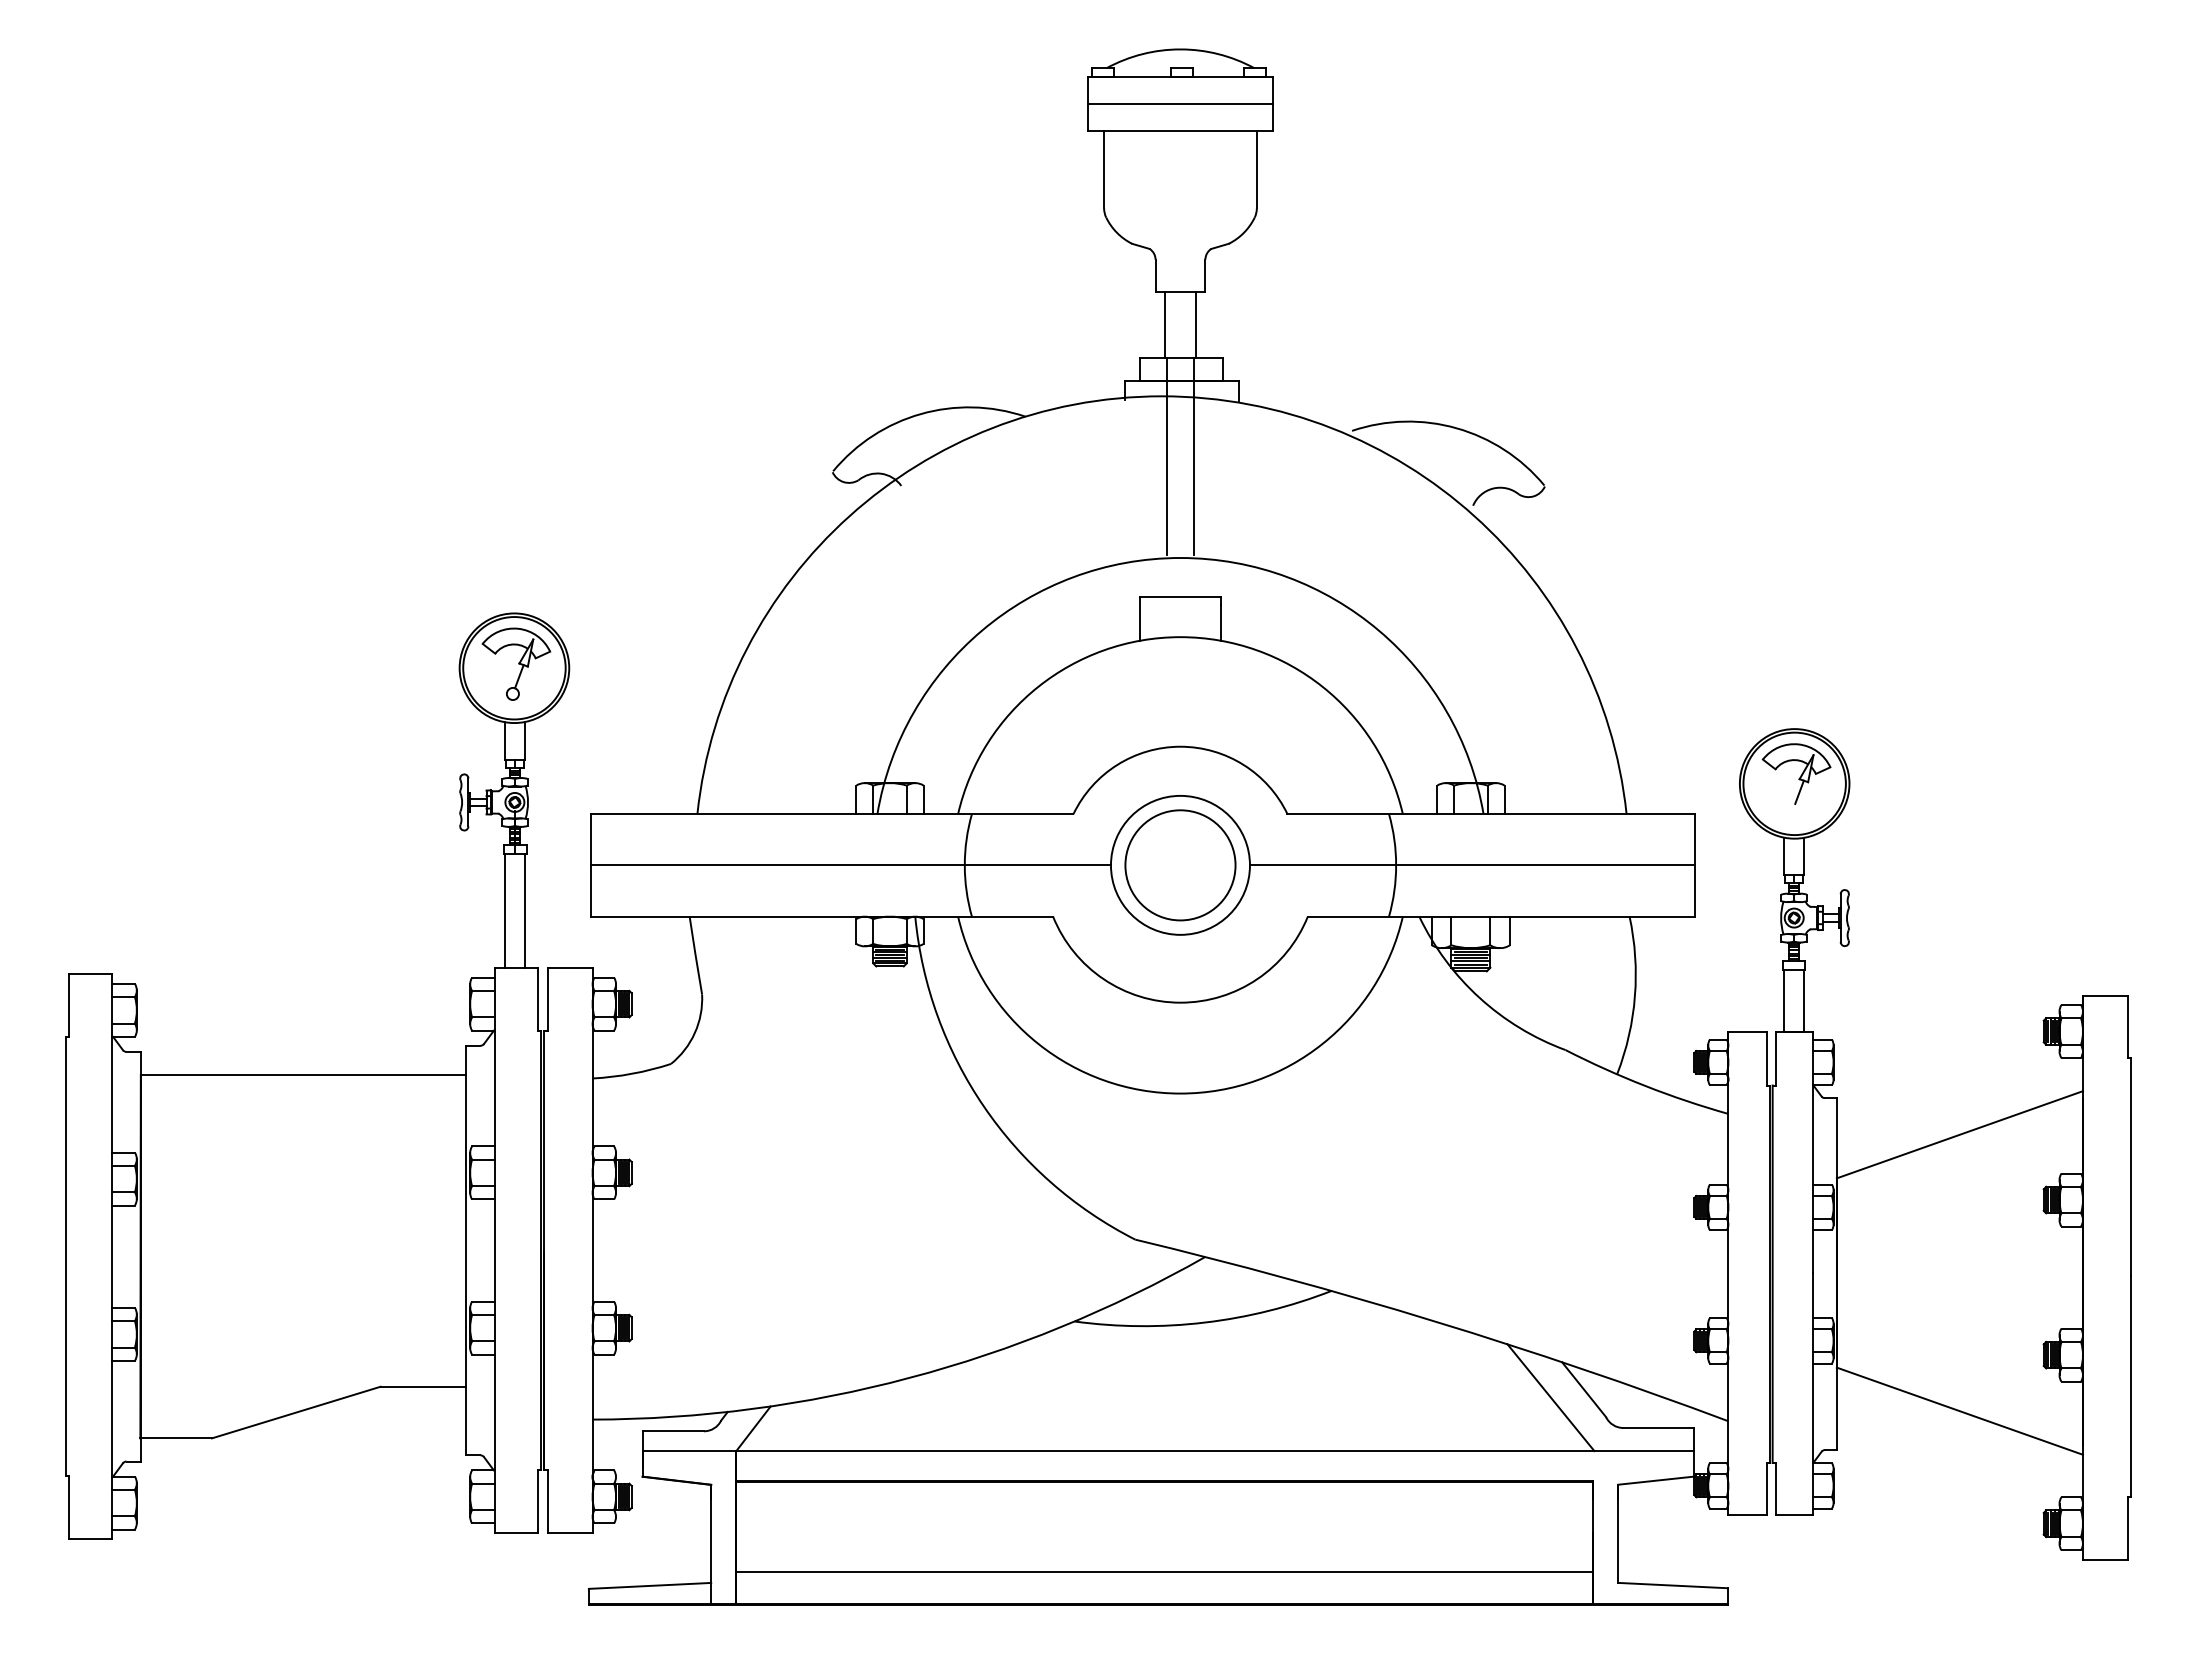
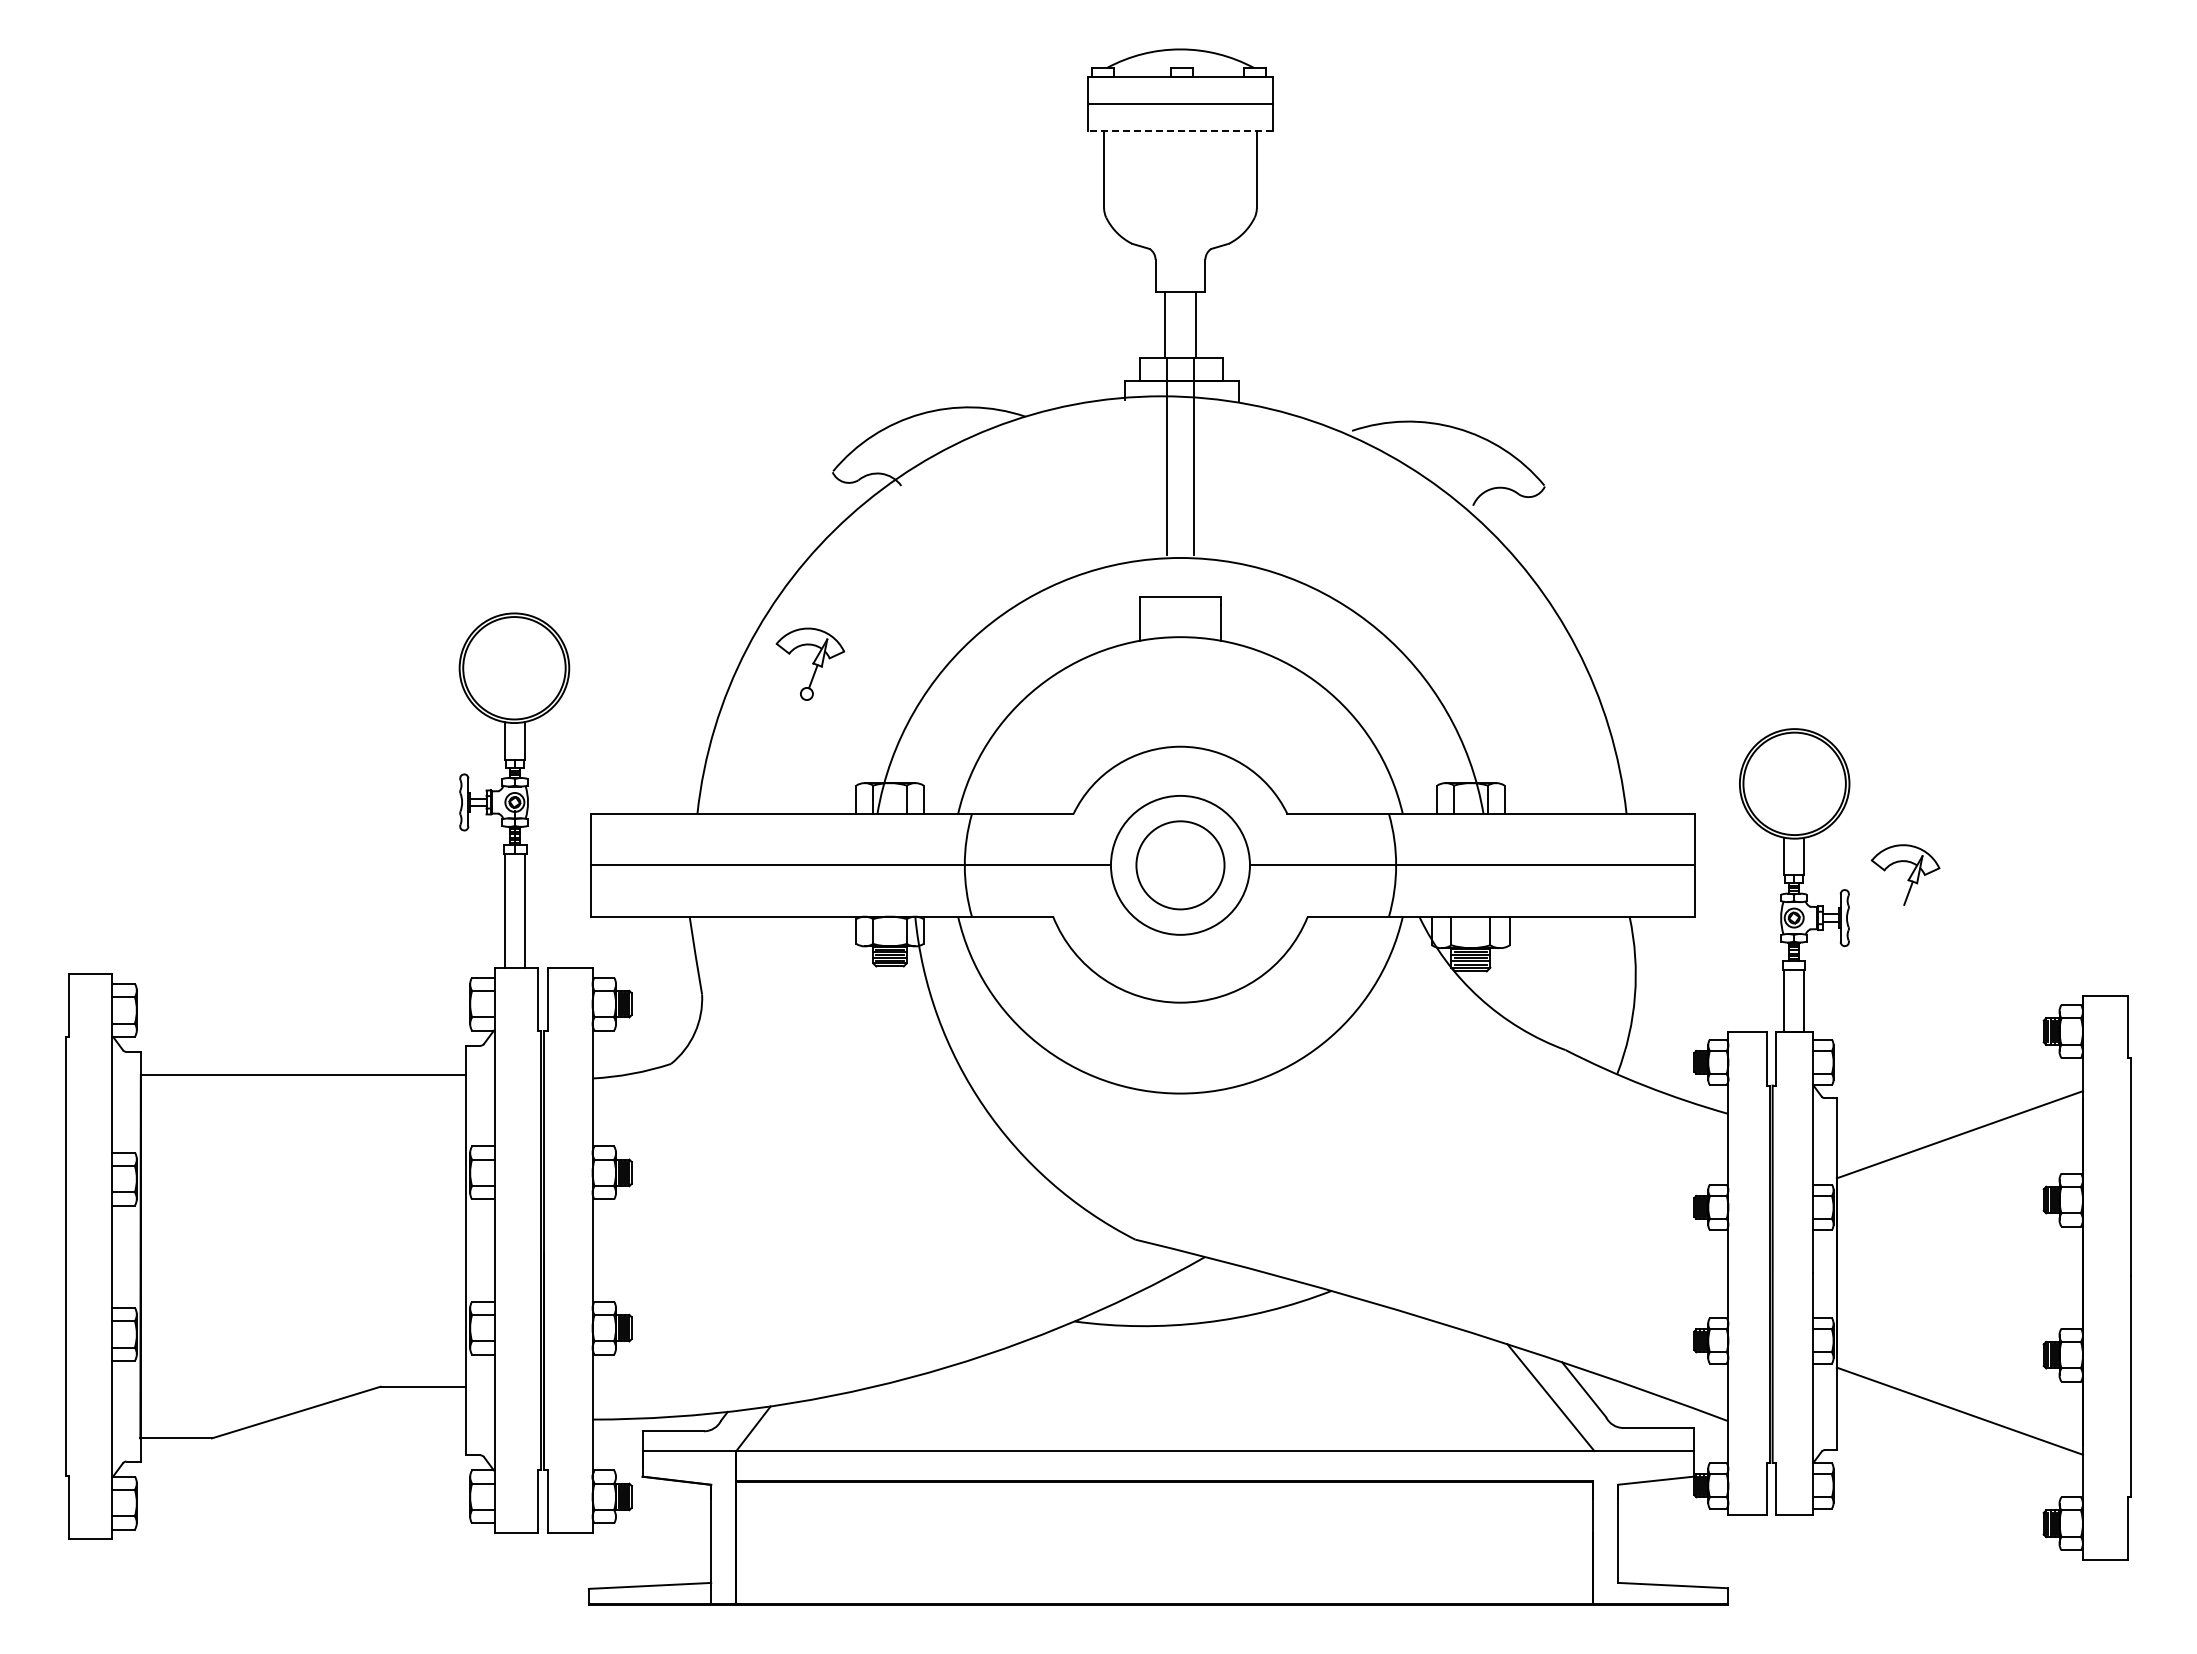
line: solid -> dashed (1179, 131)
part position: (516, 663) -> (810, 663) (810, 663)
part position: (1796, 773) -> (1905, 874) (1905, 874)
circle diameter: 110 px -> 88 px (1180, 865)
line: present -> none (1163, 1572)
